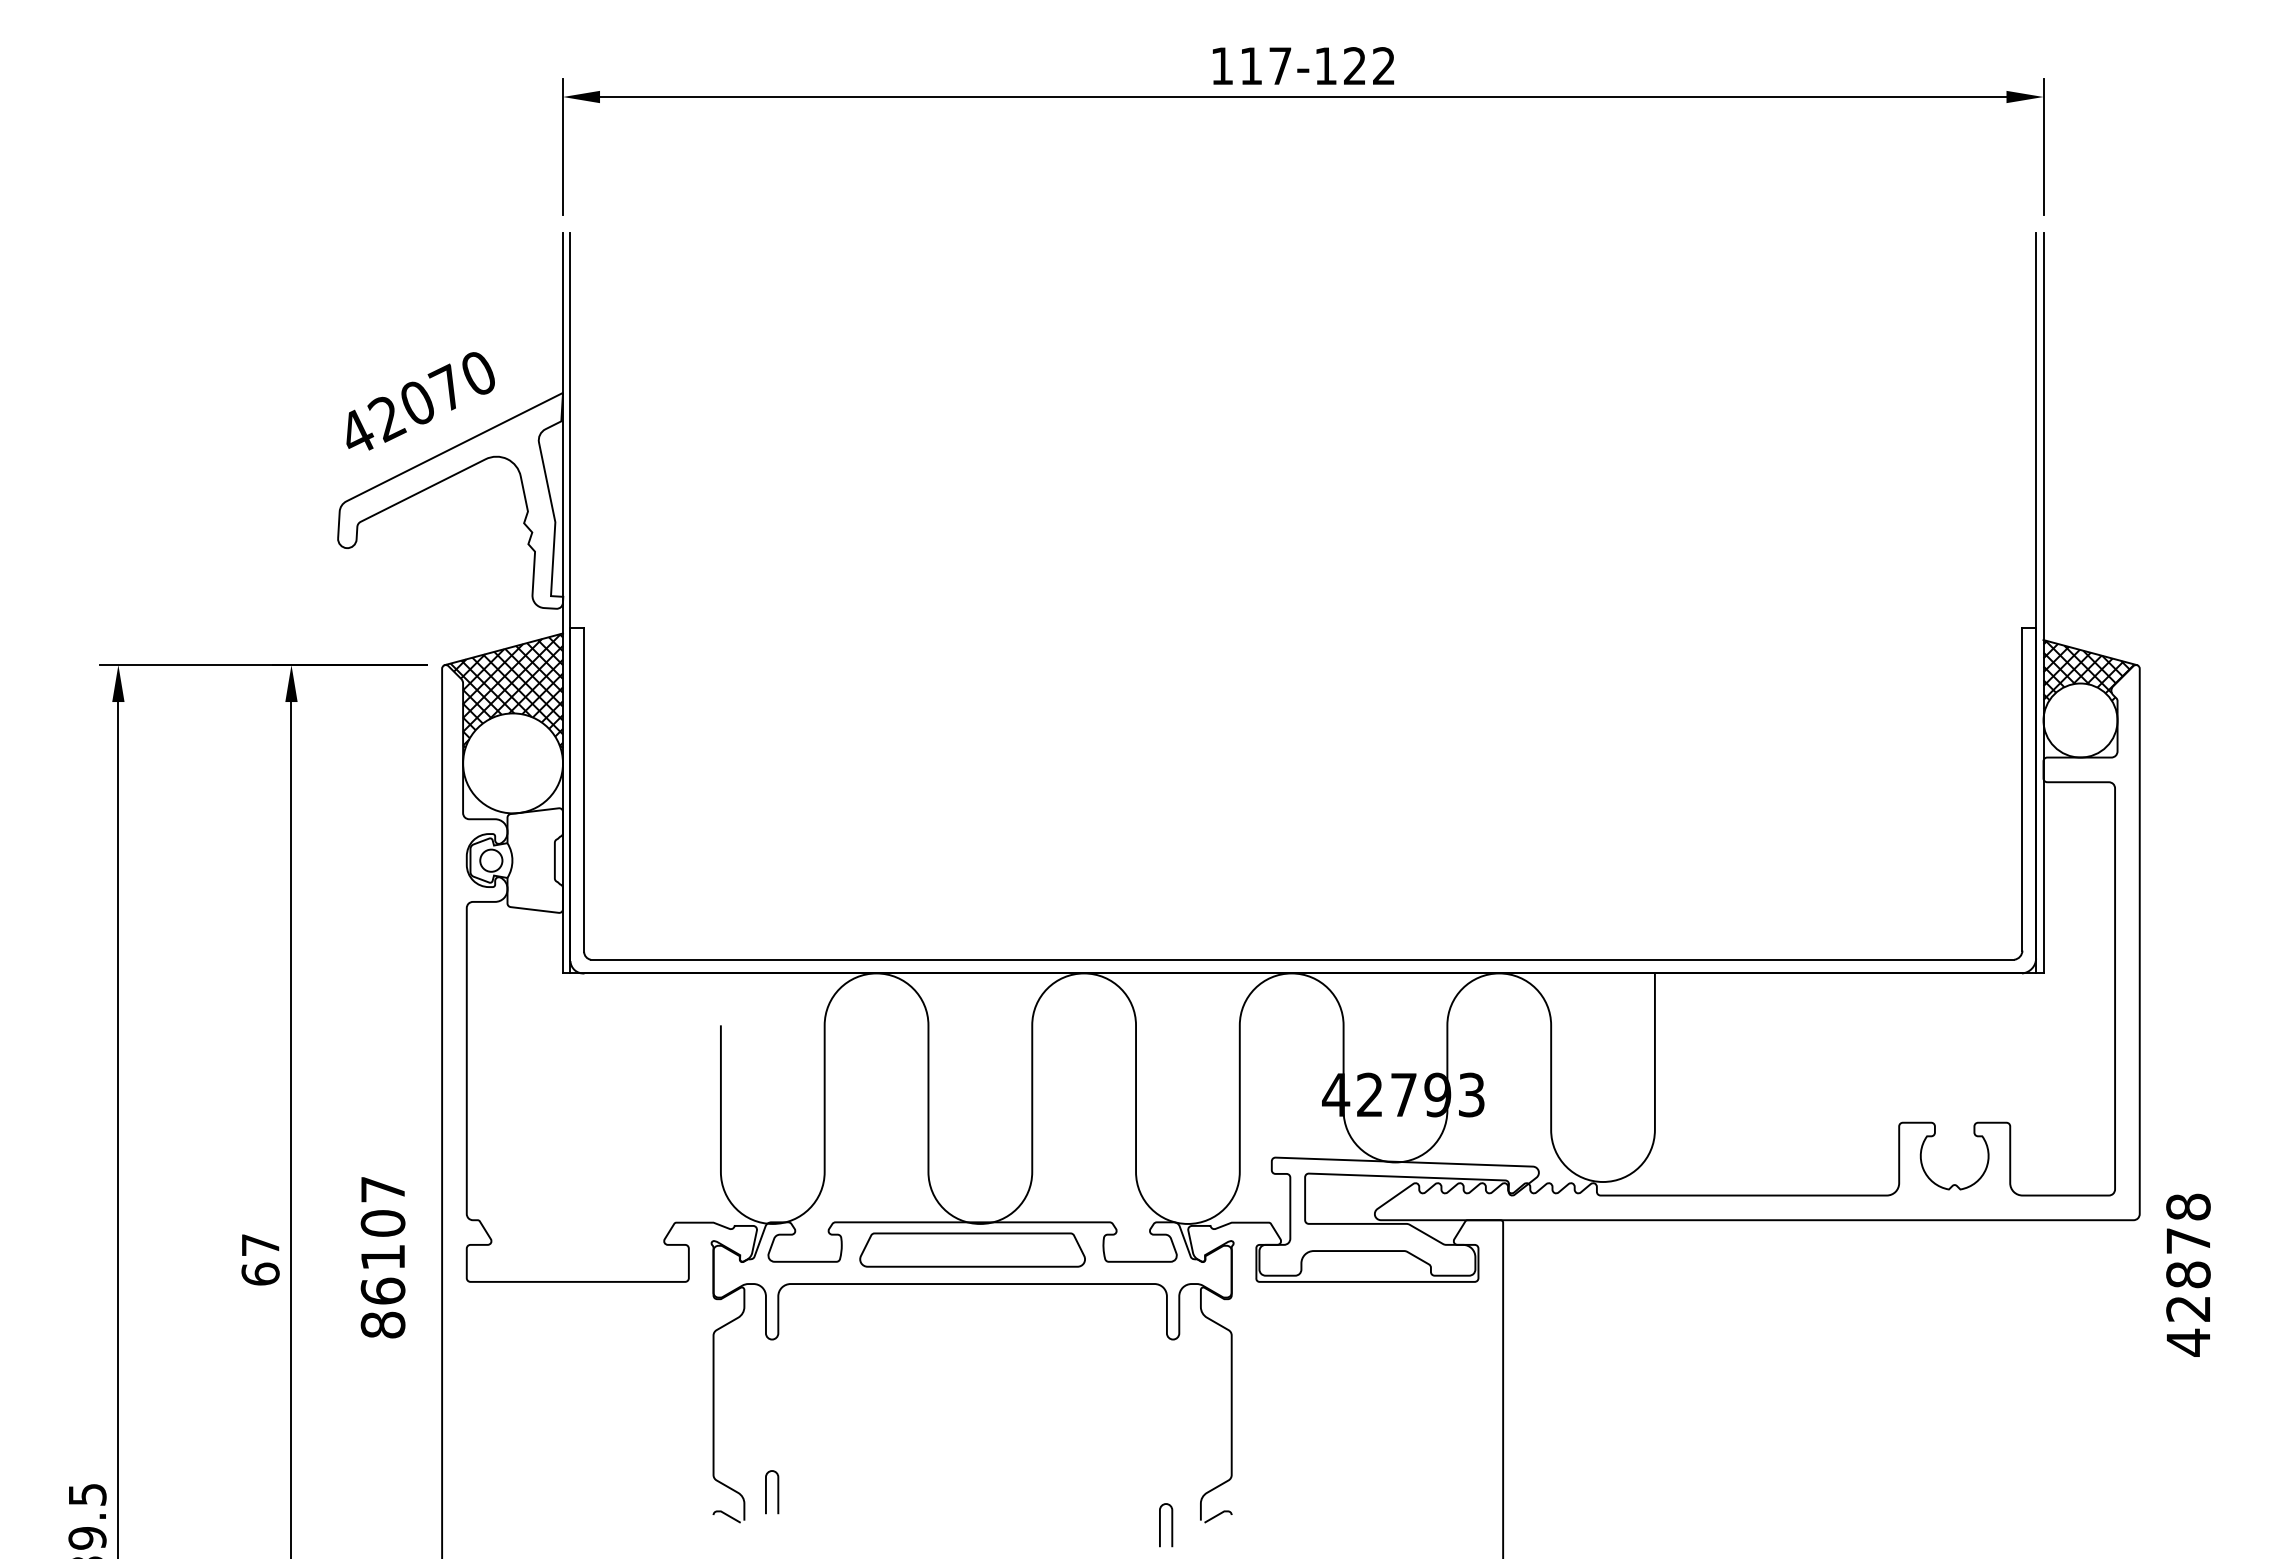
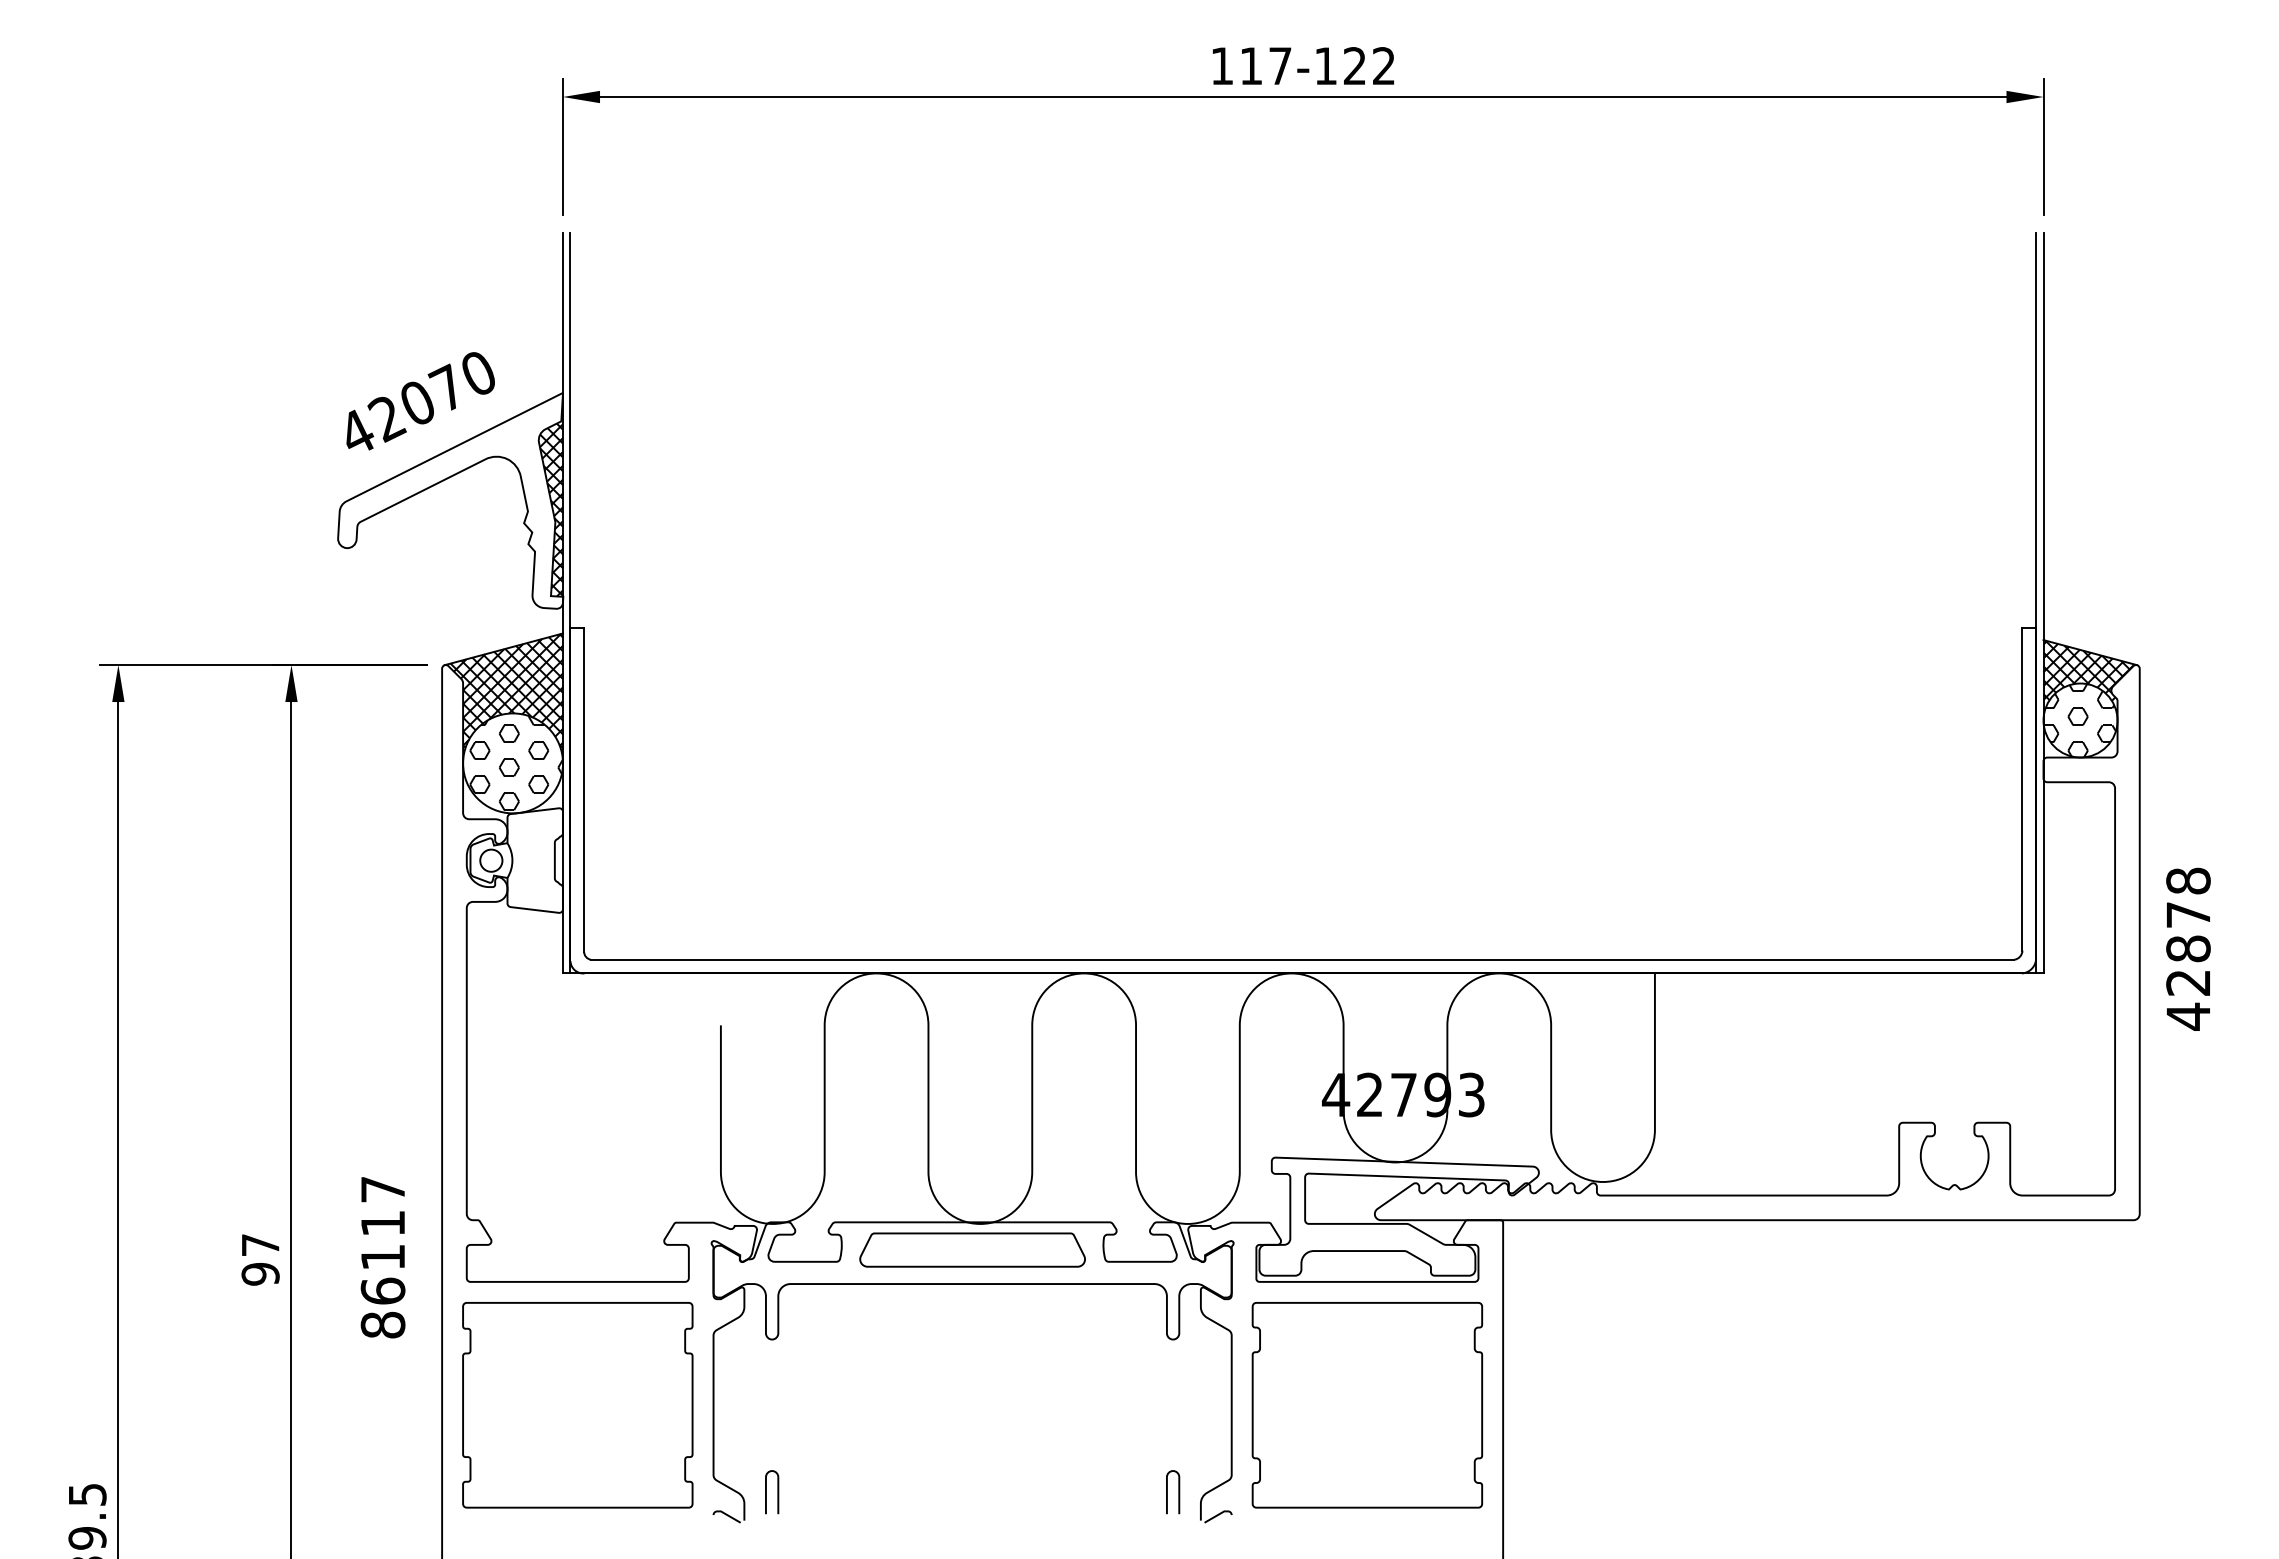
hatch: none -> present (551, 496)
hatch: none -> present (2079, 720)
hatch: none -> present (516, 763)
text: 86107 -> 86117 (382, 1223)
text: 67 -> 97 (260, 1273)
text position: (2188, 1274) -> (2188, 948) (2188, 948)
part: none -> present (577, 1405)
part: none -> present (1367, 1405)
curve position: (1171, 1525) -> (1178, 1492) (1178, 1492)
